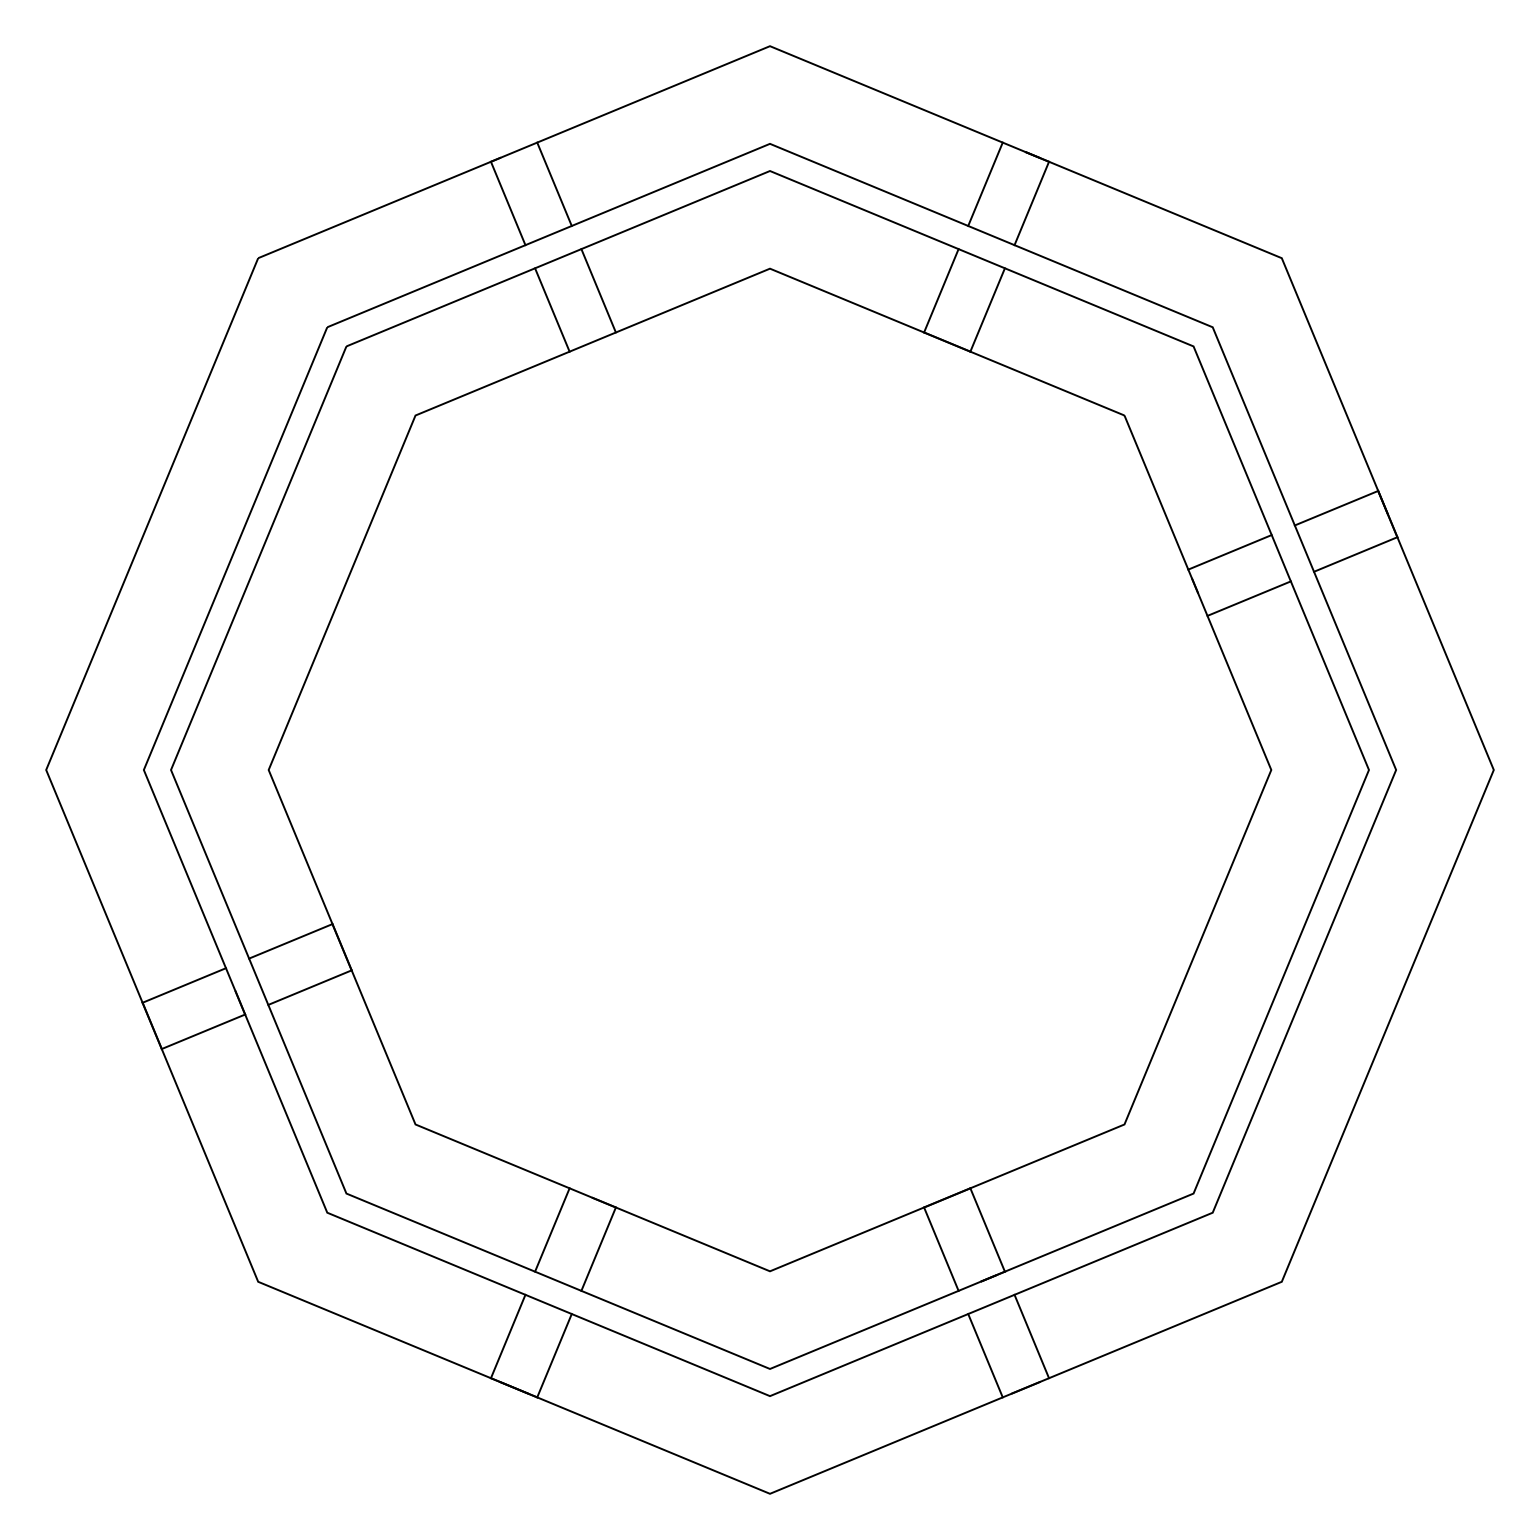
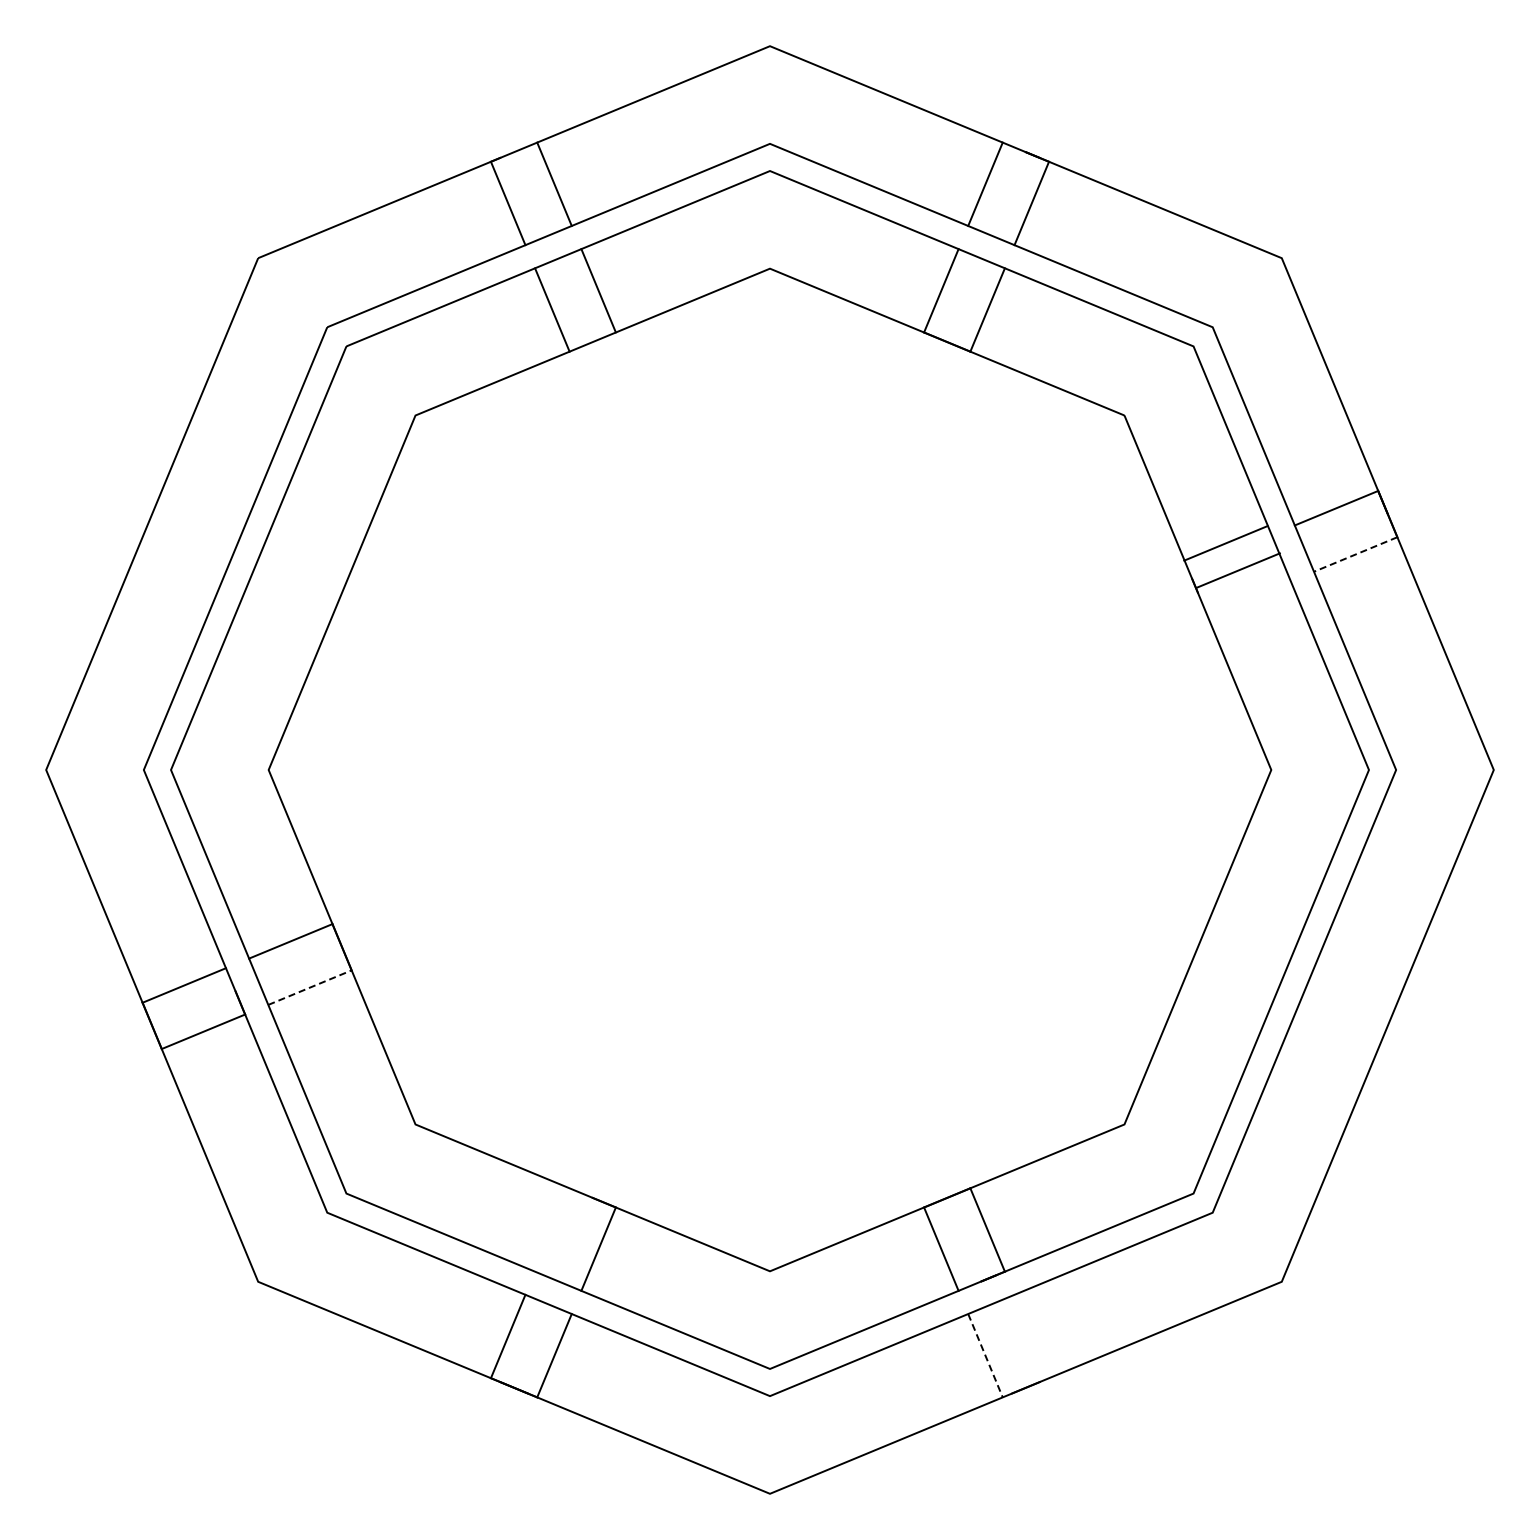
line position: (1229, 552) -> (1225, 543) (1225, 543)
line: solid -> dashed (1355, 554)
line position: (1248, 598) -> (1237, 570) (1237, 570)
line: solid -> dashed (310, 987)
line: present -> none (552, 1229)
line: present -> none (1031, 1336)
line: solid -> dashed (985, 1356)
